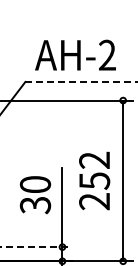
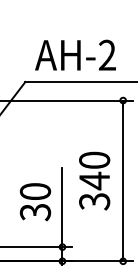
line: dashed -> solid (82, 81)
text: 252 -> 340 (94, 180)
text position: (35, 195) -> (35, 202) (35, 202)
line: dashed -> solid (36, 247)
